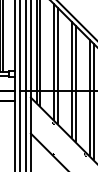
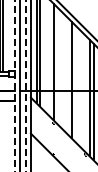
line: present -> none (58, 65)
line: present -> none (75, 83)
line: solid -> dashed (15, 86)
line: solid -> dashed (26, 86)
